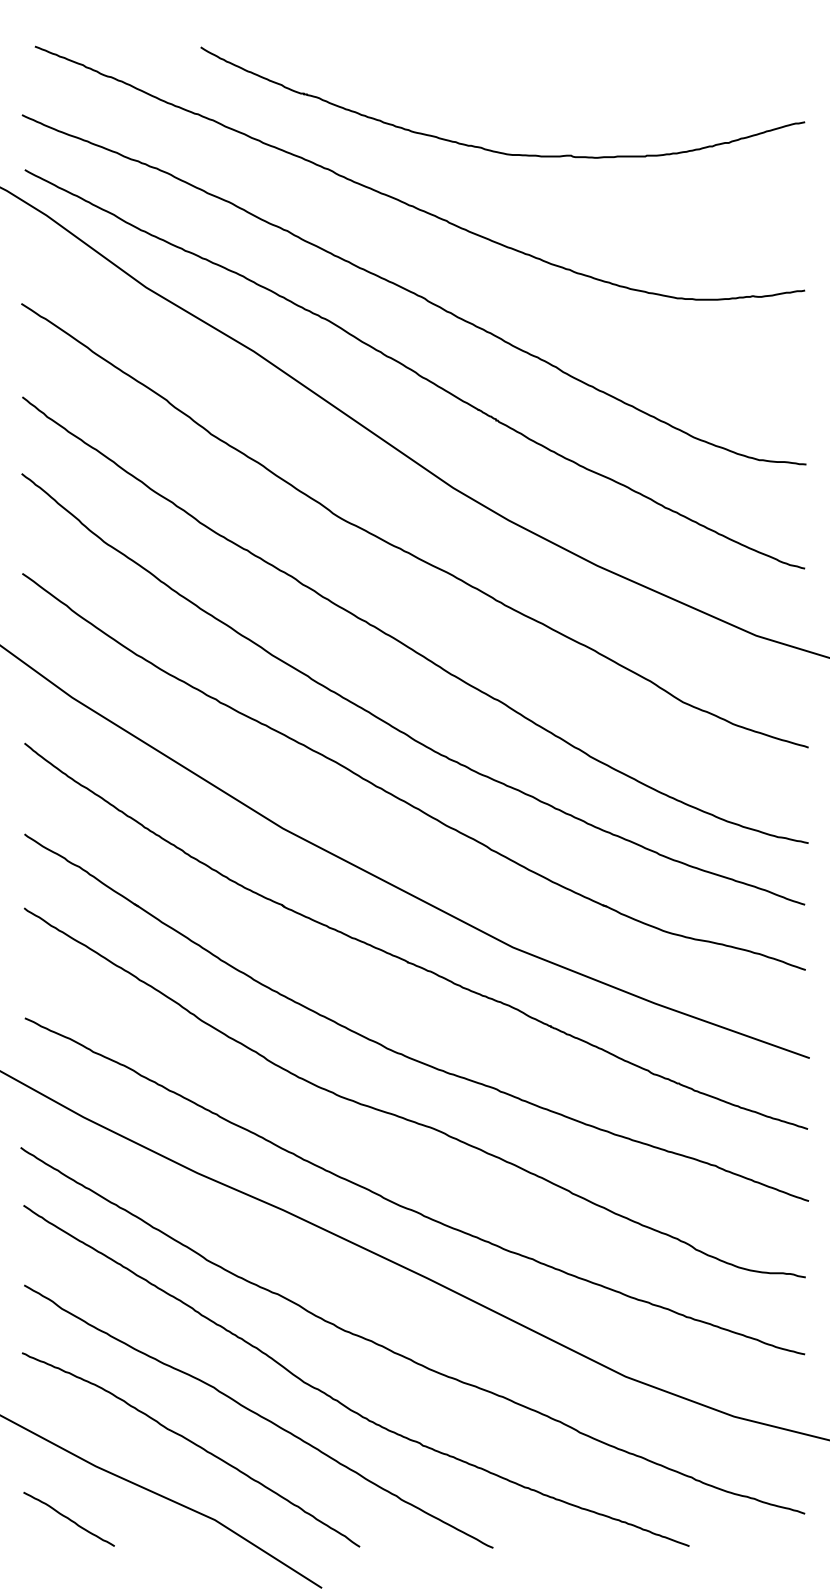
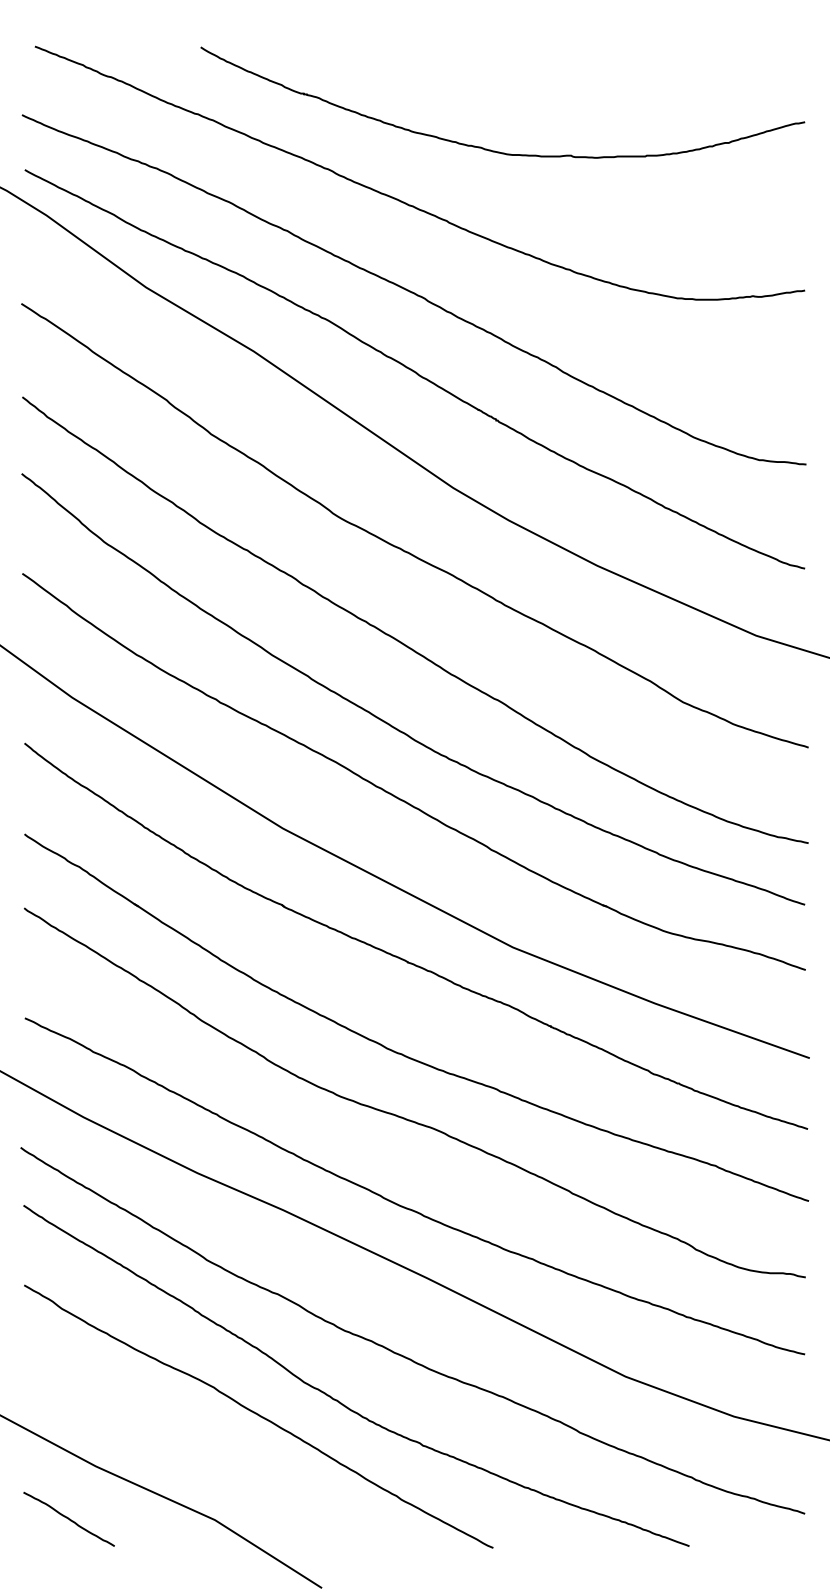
curve: present -> none (193, 1444)
